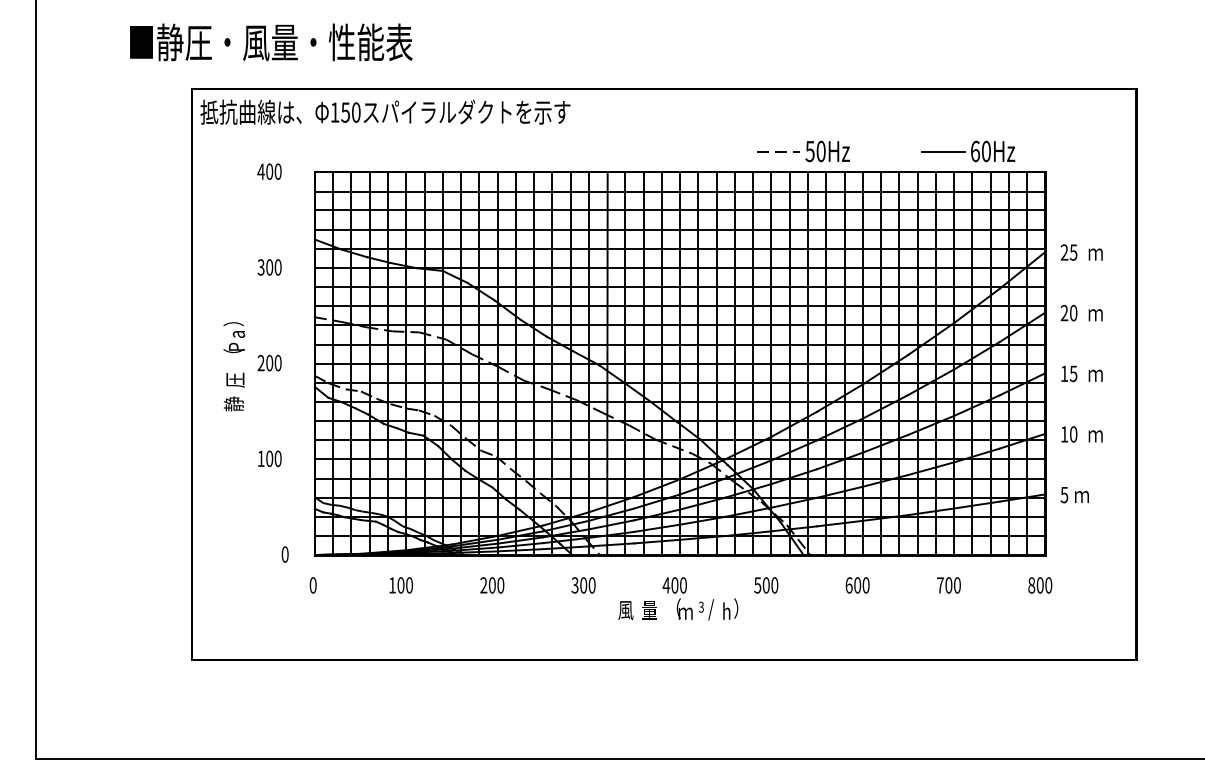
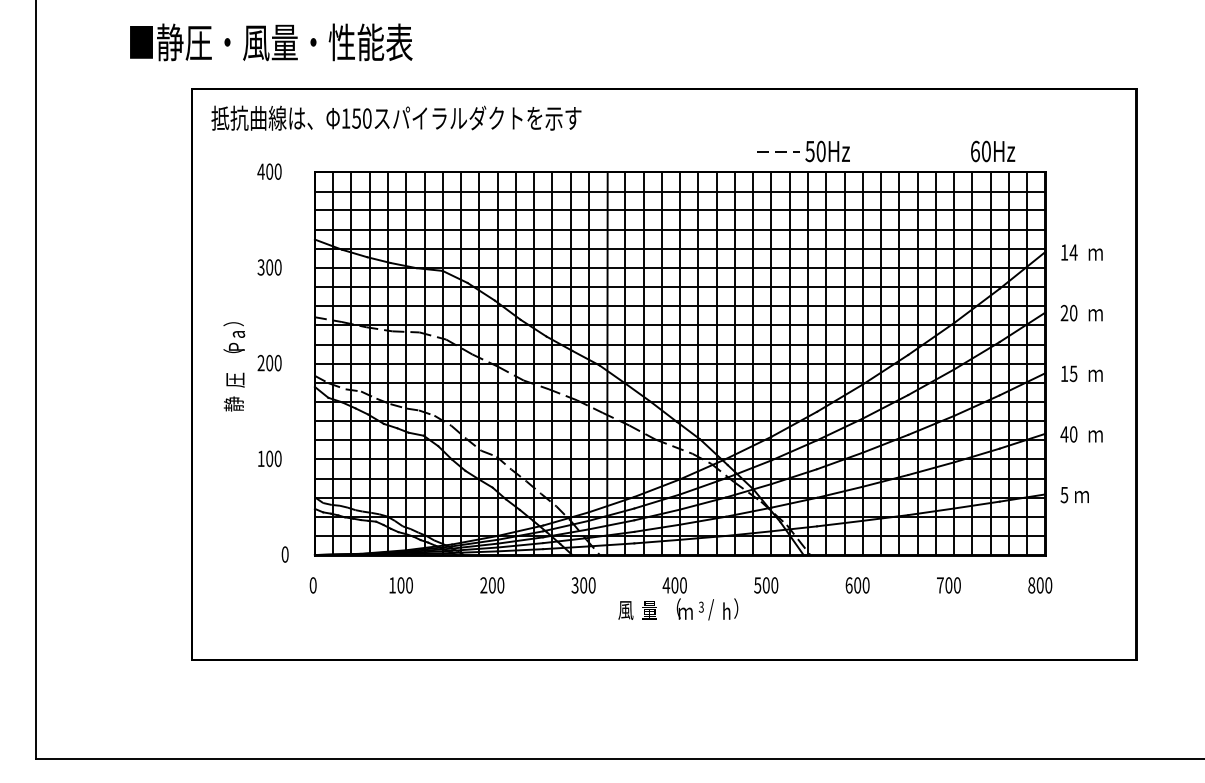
text position: (385, 111) -> (396, 117) (396, 117)
line: present -> none (943, 152)
text: 25 -> 14 (1068, 252)
text: 10 -> 40 (1064, 434)
